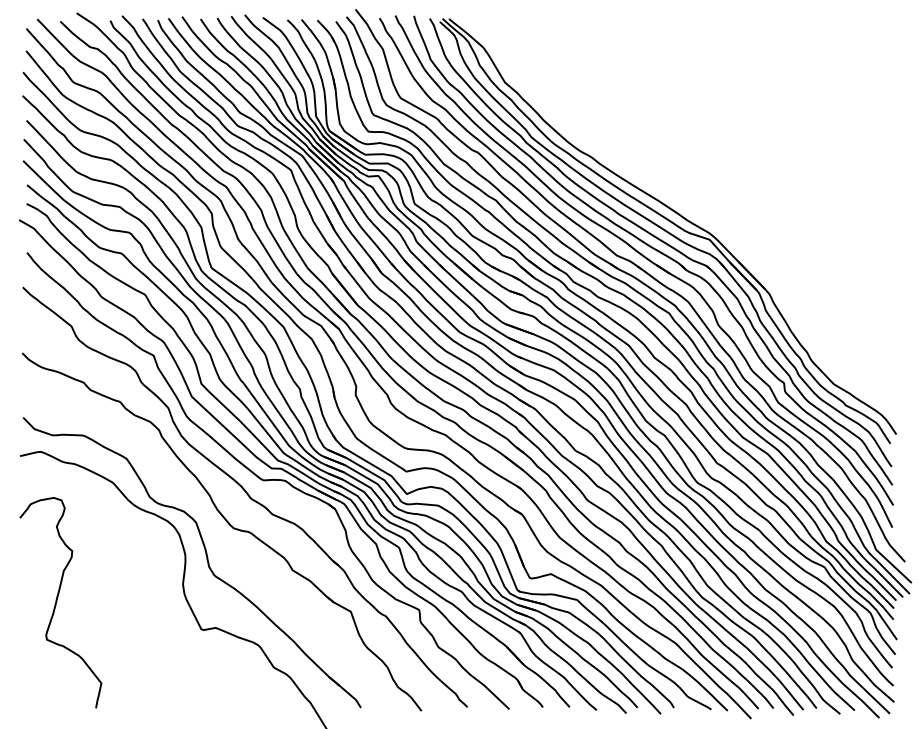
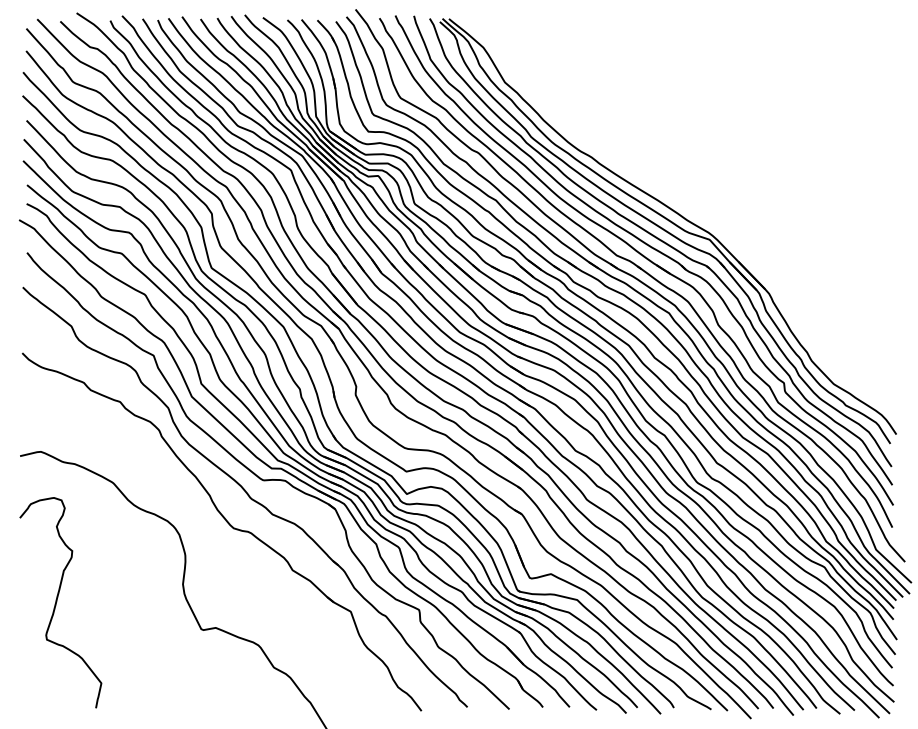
part: present -> none (206, 560)
